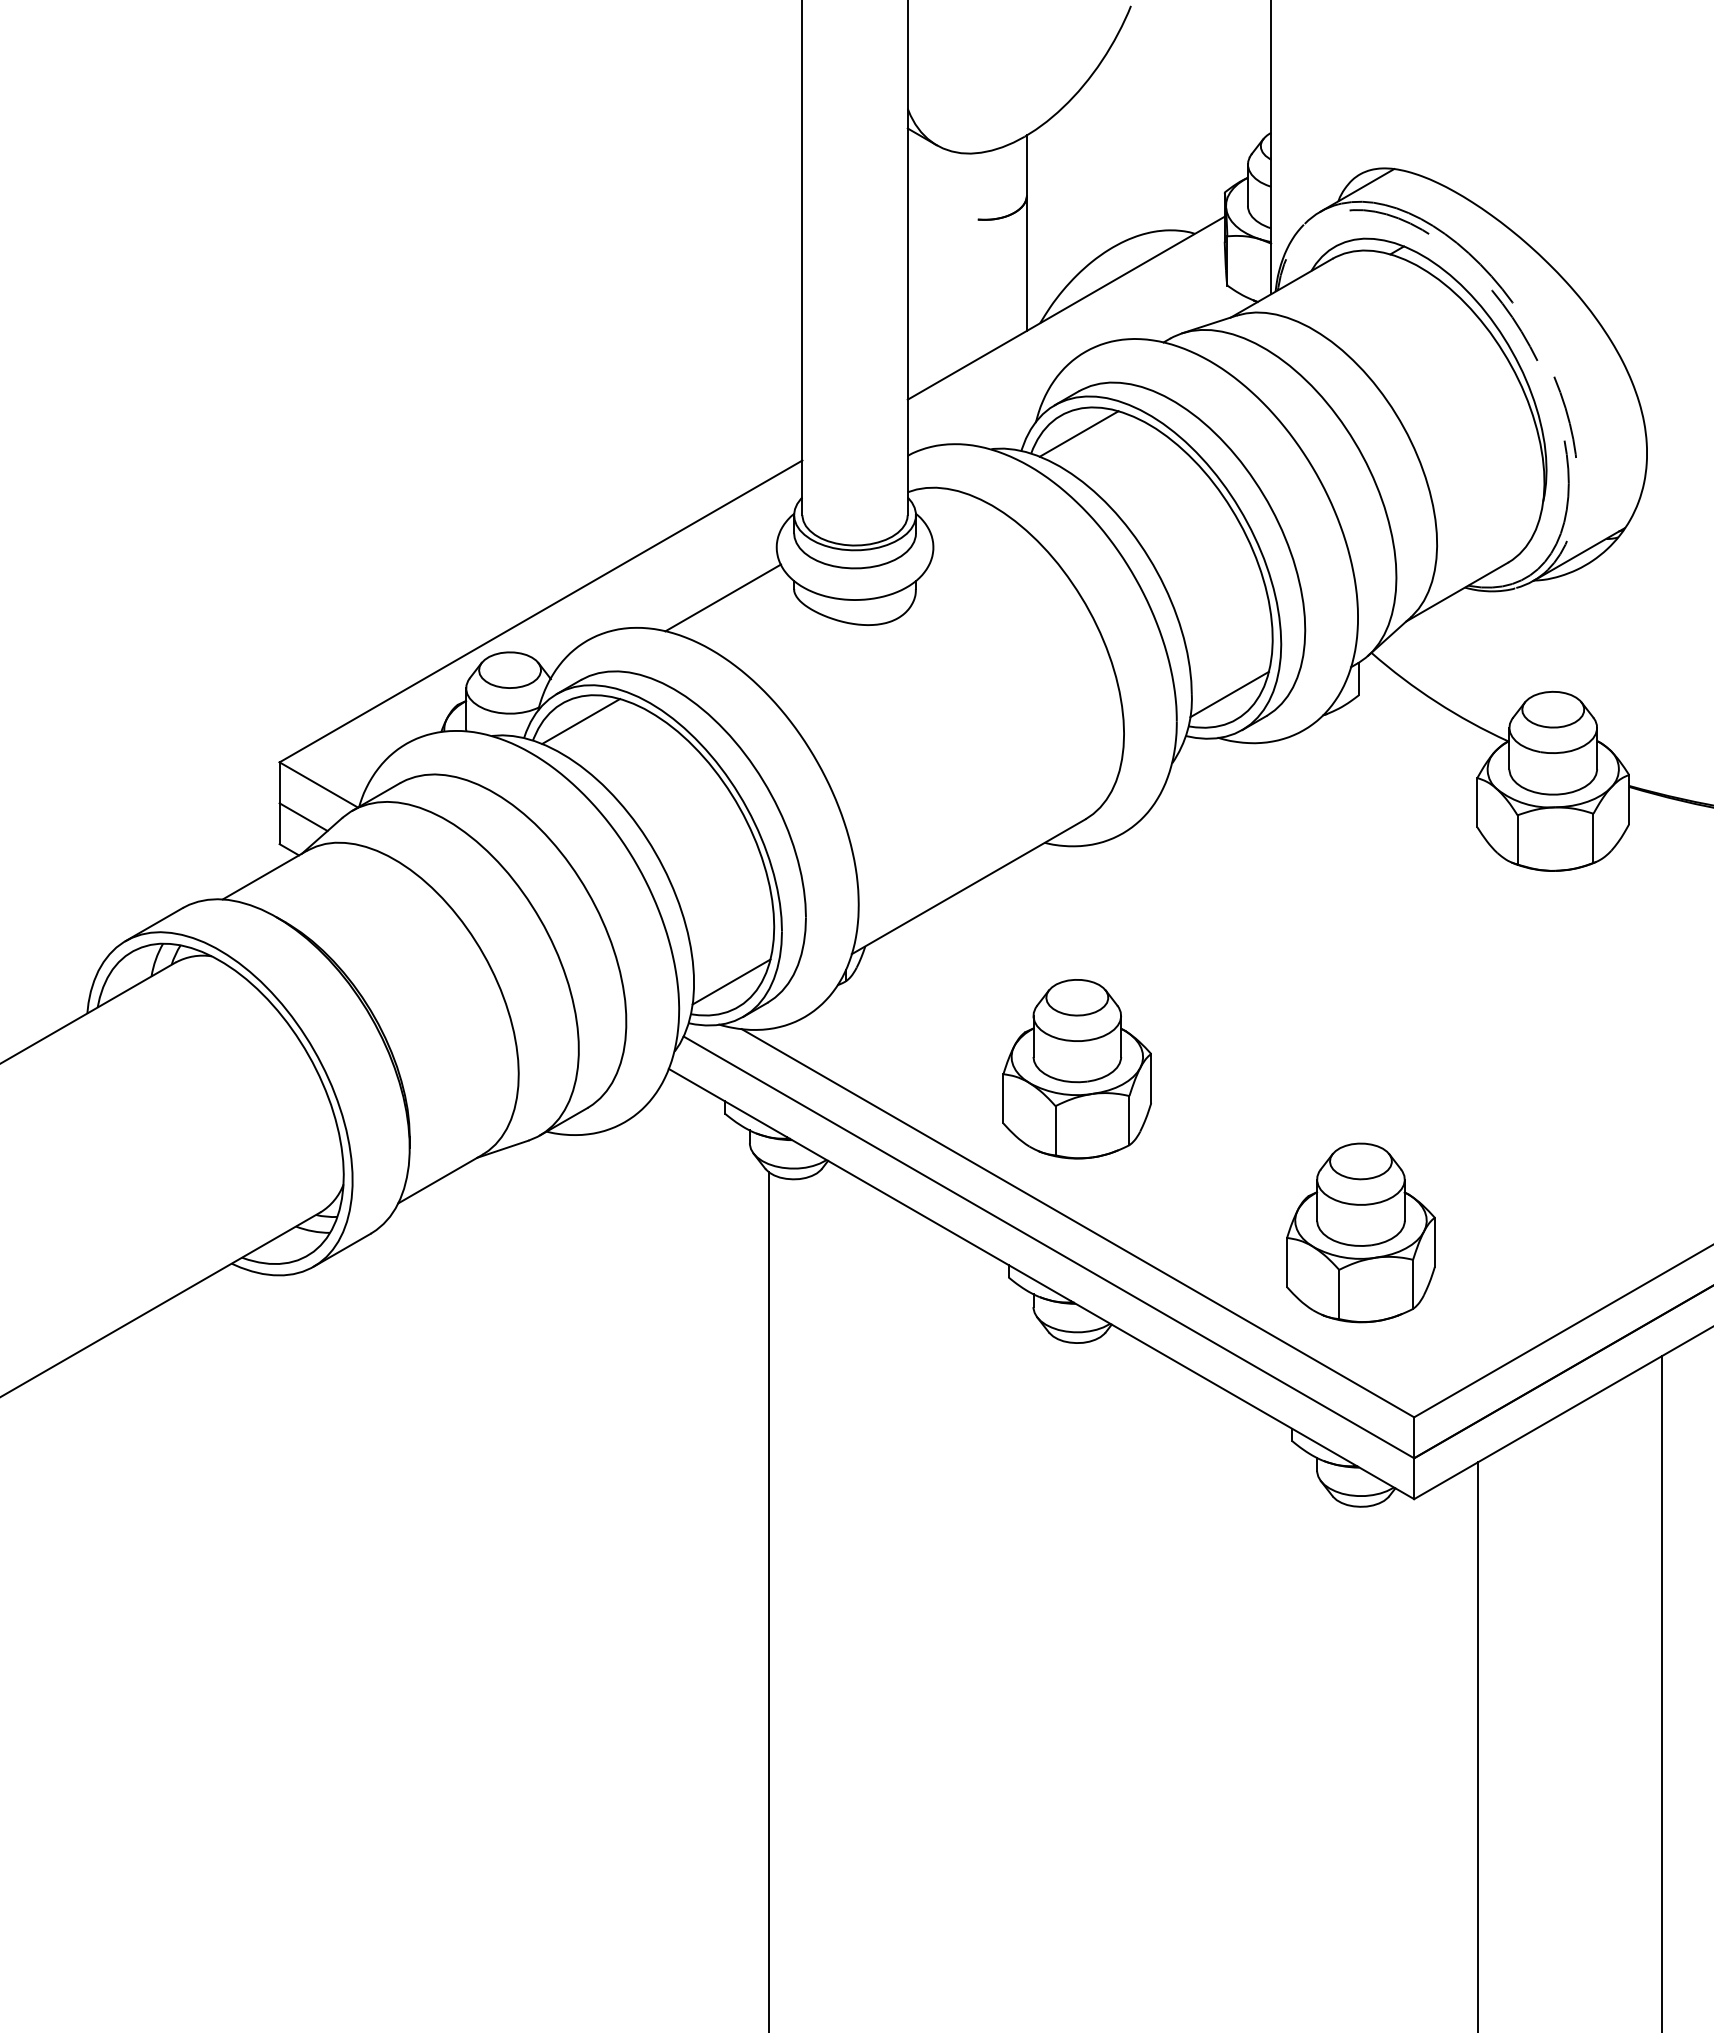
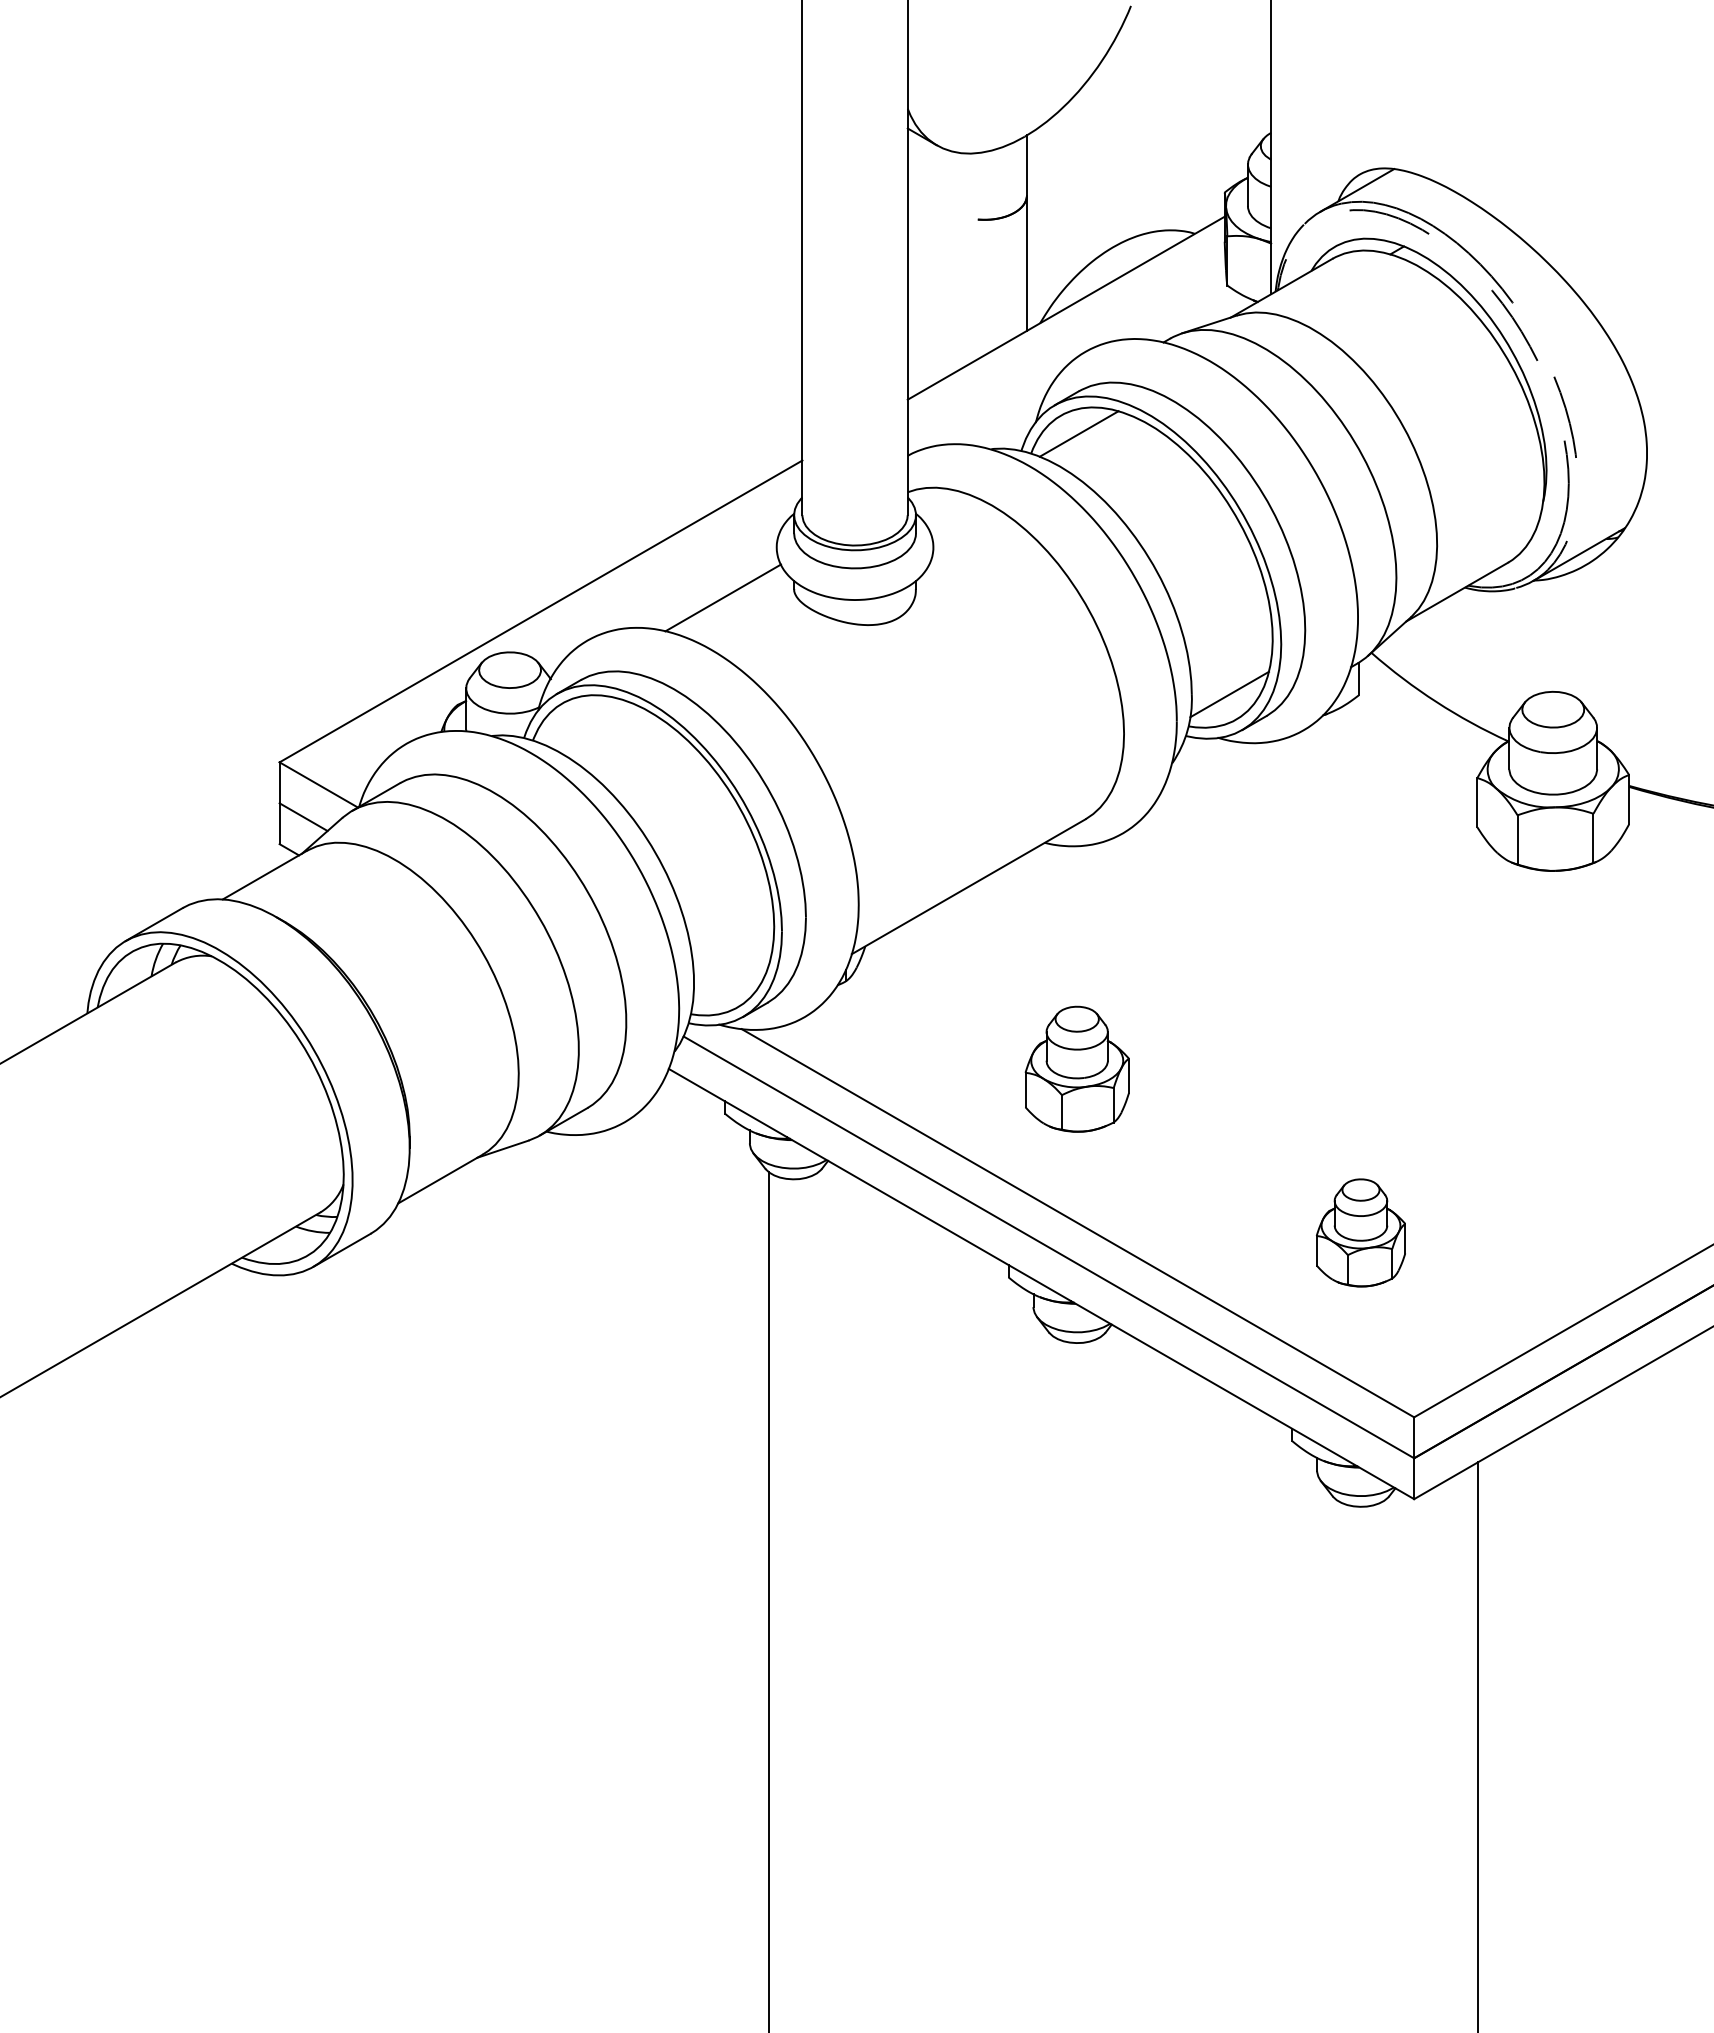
line: present -> none (581, 721)
line: present -> none (731, 981)
part size: 150x181 px -> 106x128 px (1076, 1068)
part size: 150x182 px -> 90x110 px (1360, 1232)
line: present -> none (1662, 1692)
